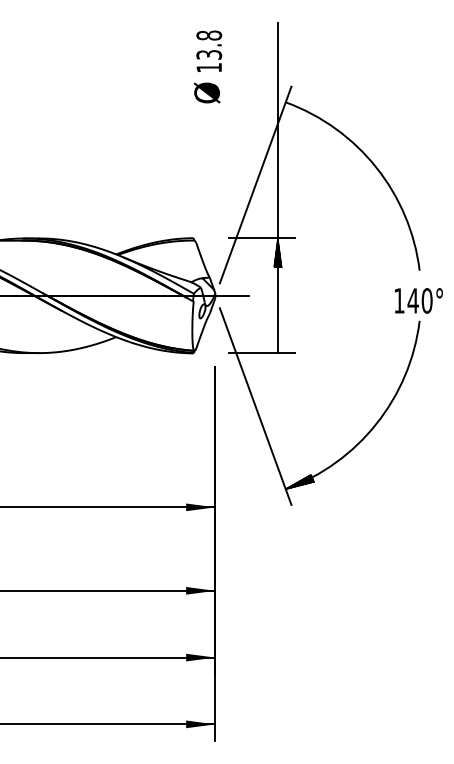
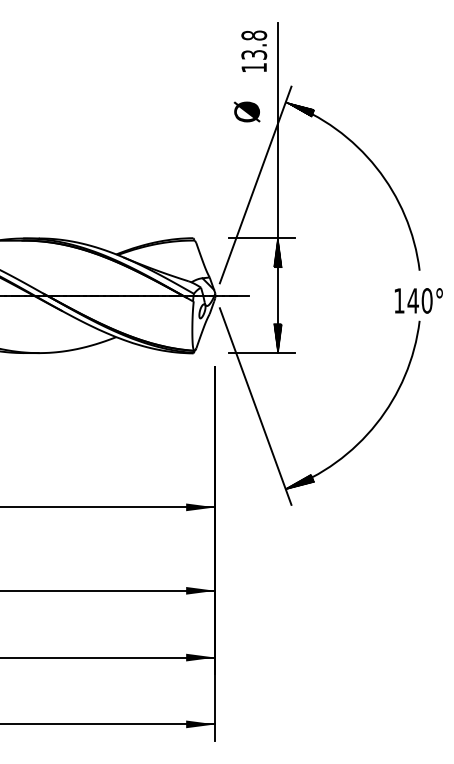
text position: (209, 50) -> (254, 50) (254, 50)
text position: (206, 92) -> (246, 111) (246, 111)
hatch: none -> present (299, 109)
hatch: none -> present (277, 338)
